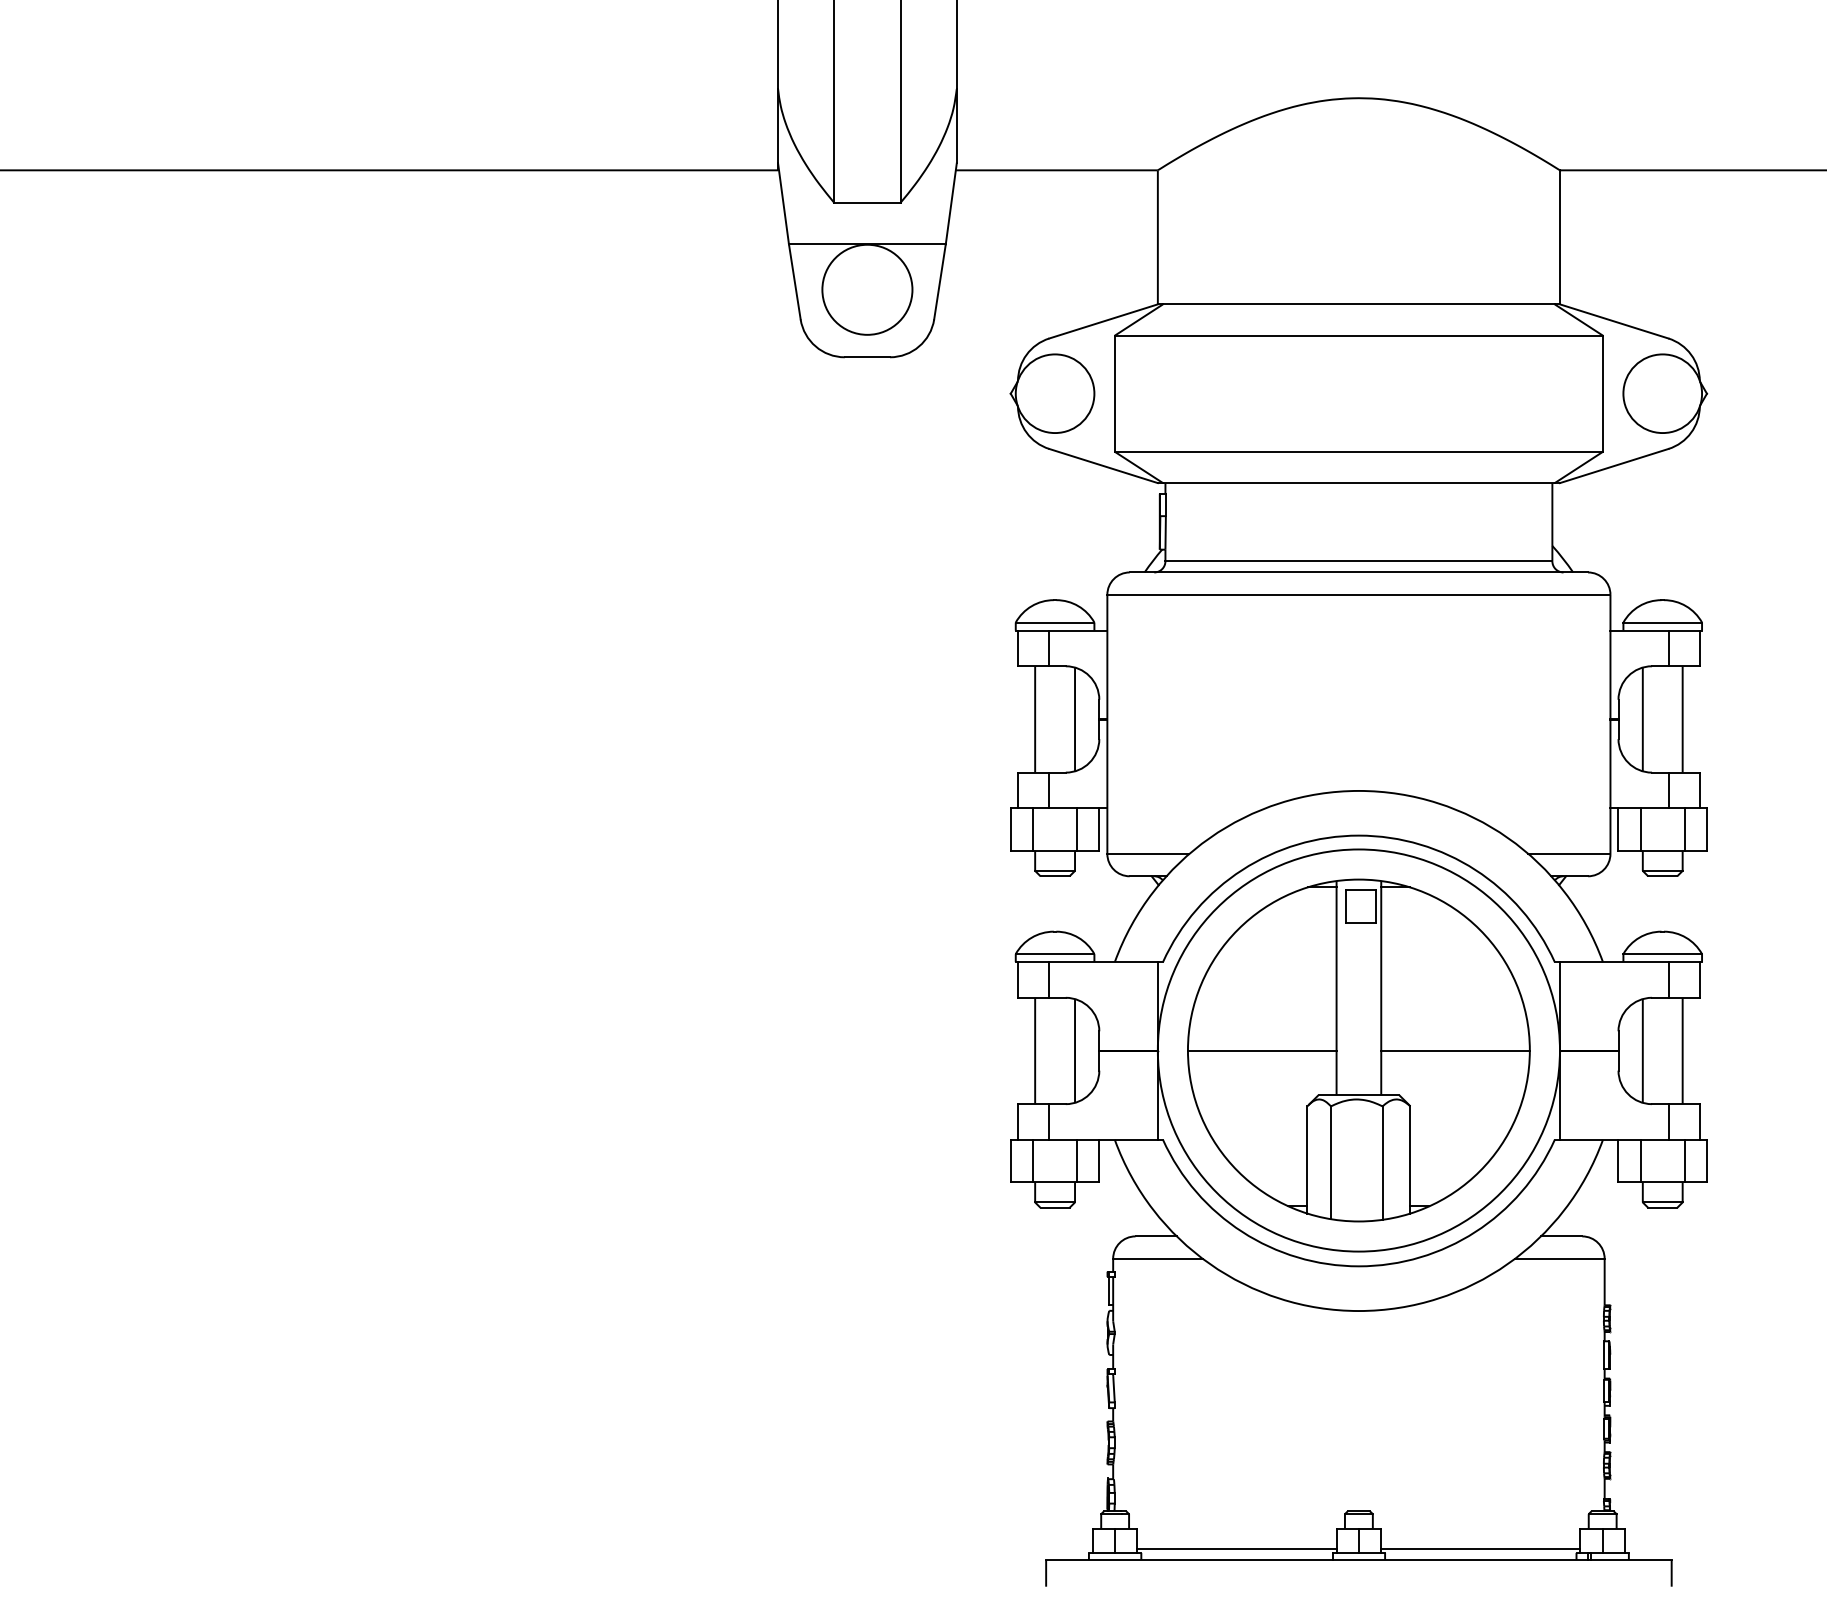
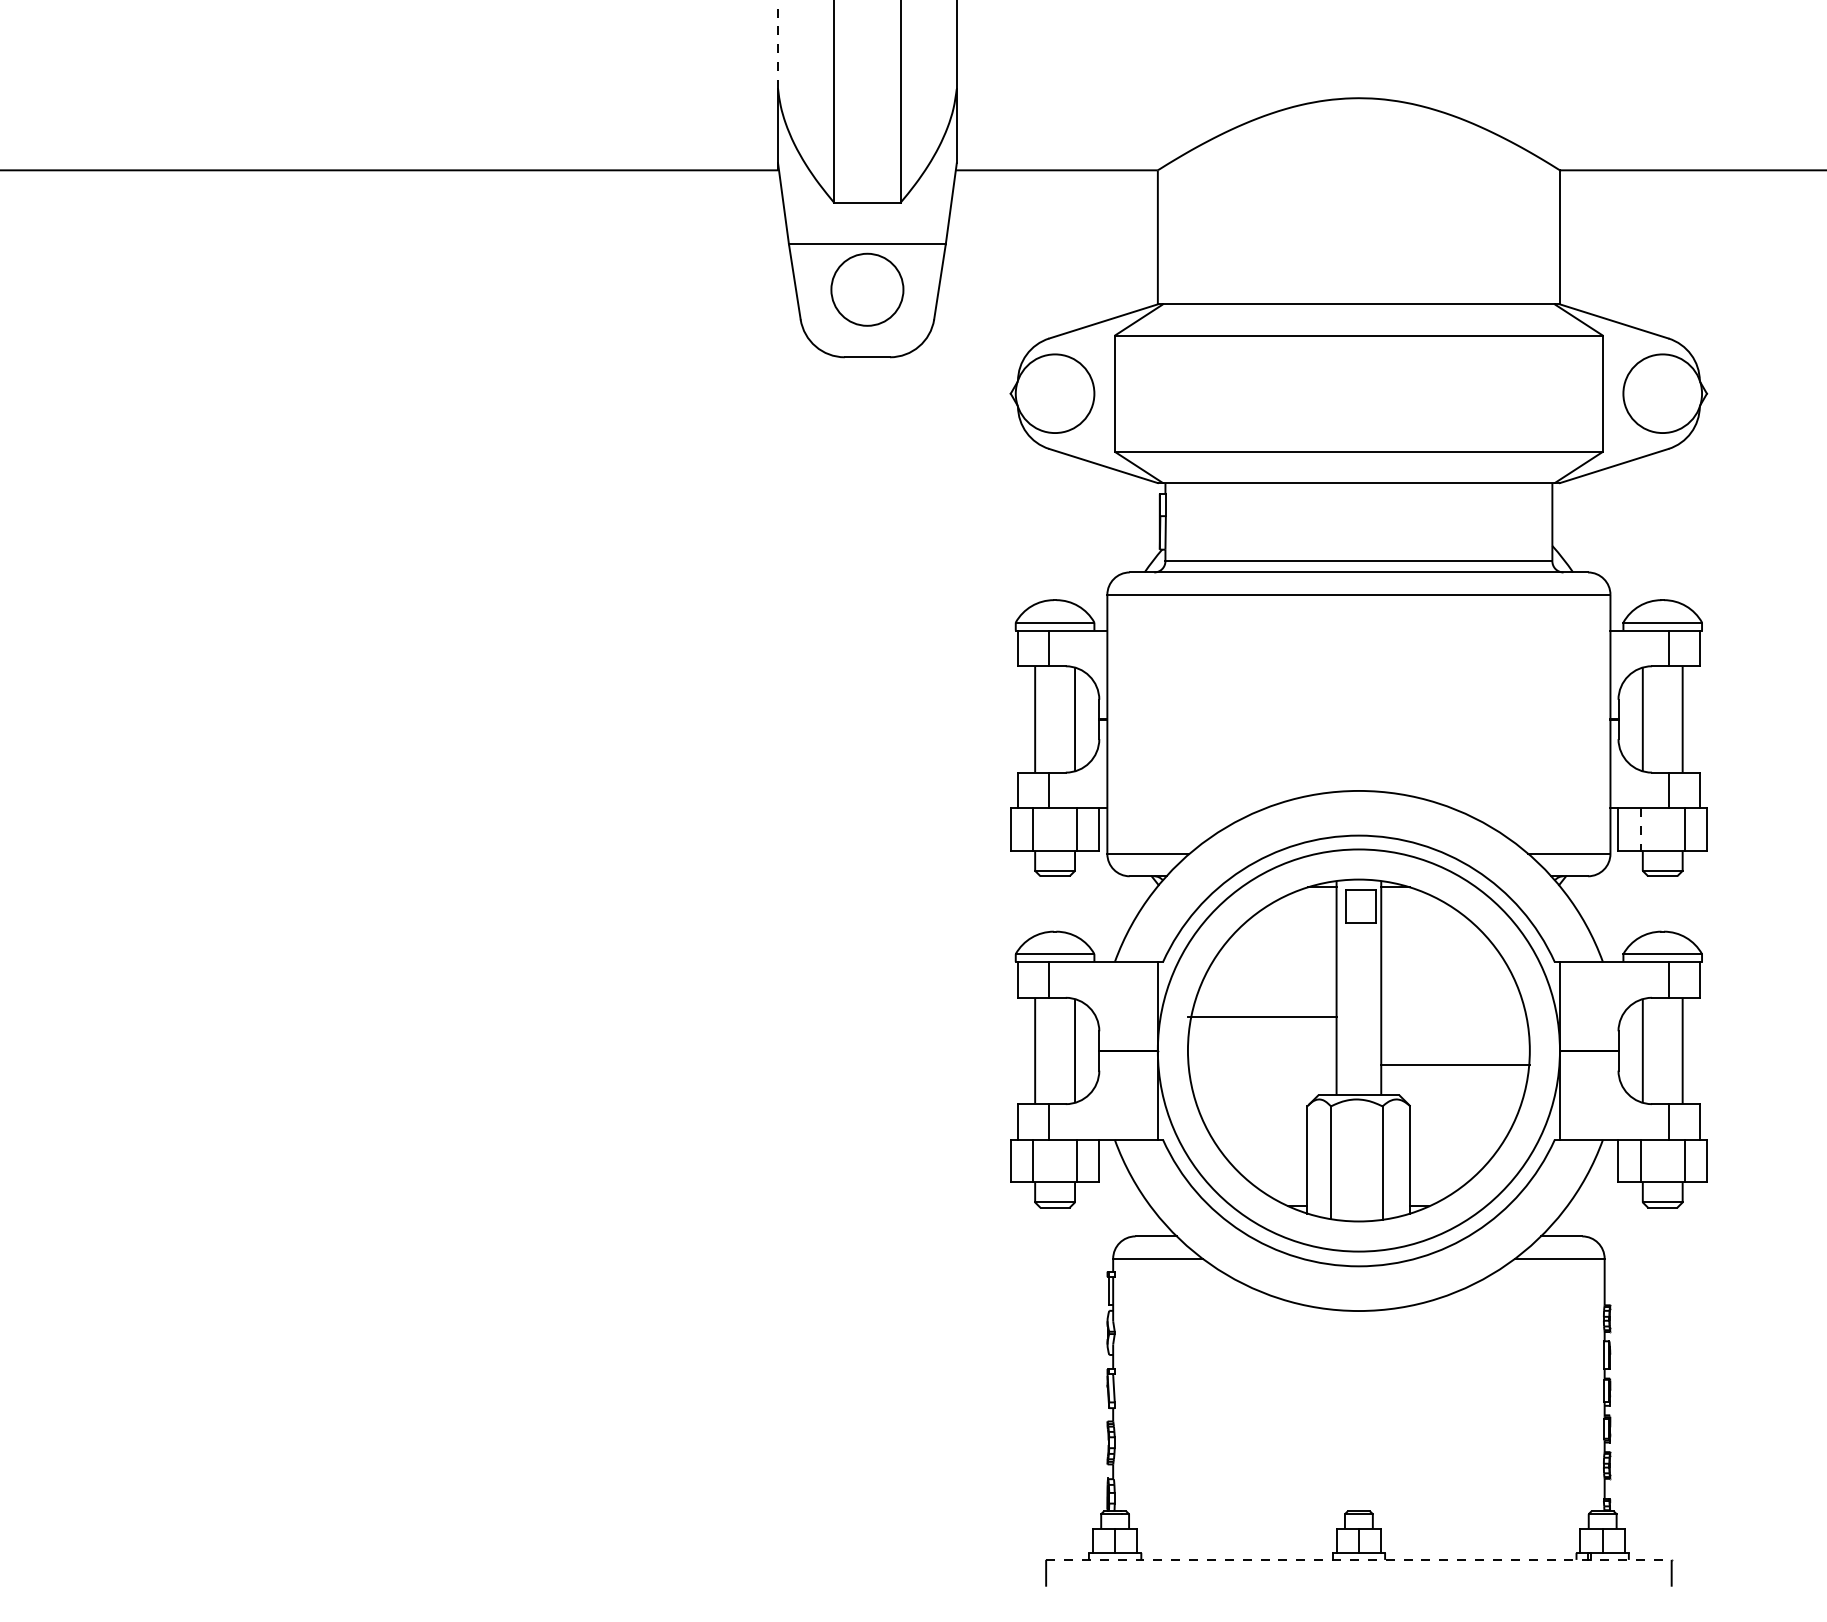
line: solid -> dashed (778, 44)
circle diameter: 90 px -> 72 px (867, 289)
line: solid -> dashed (1640, 830)
line position: (1261, 1050) -> (1261, 1016) (1261, 1016)
line position: (1455, 1050) -> (1455, 1064) (1455, 1064)
line: present -> none (1236, 1548)
line: present -> none (1480, 1548)
line: solid -> dashed (1358, 1559)
